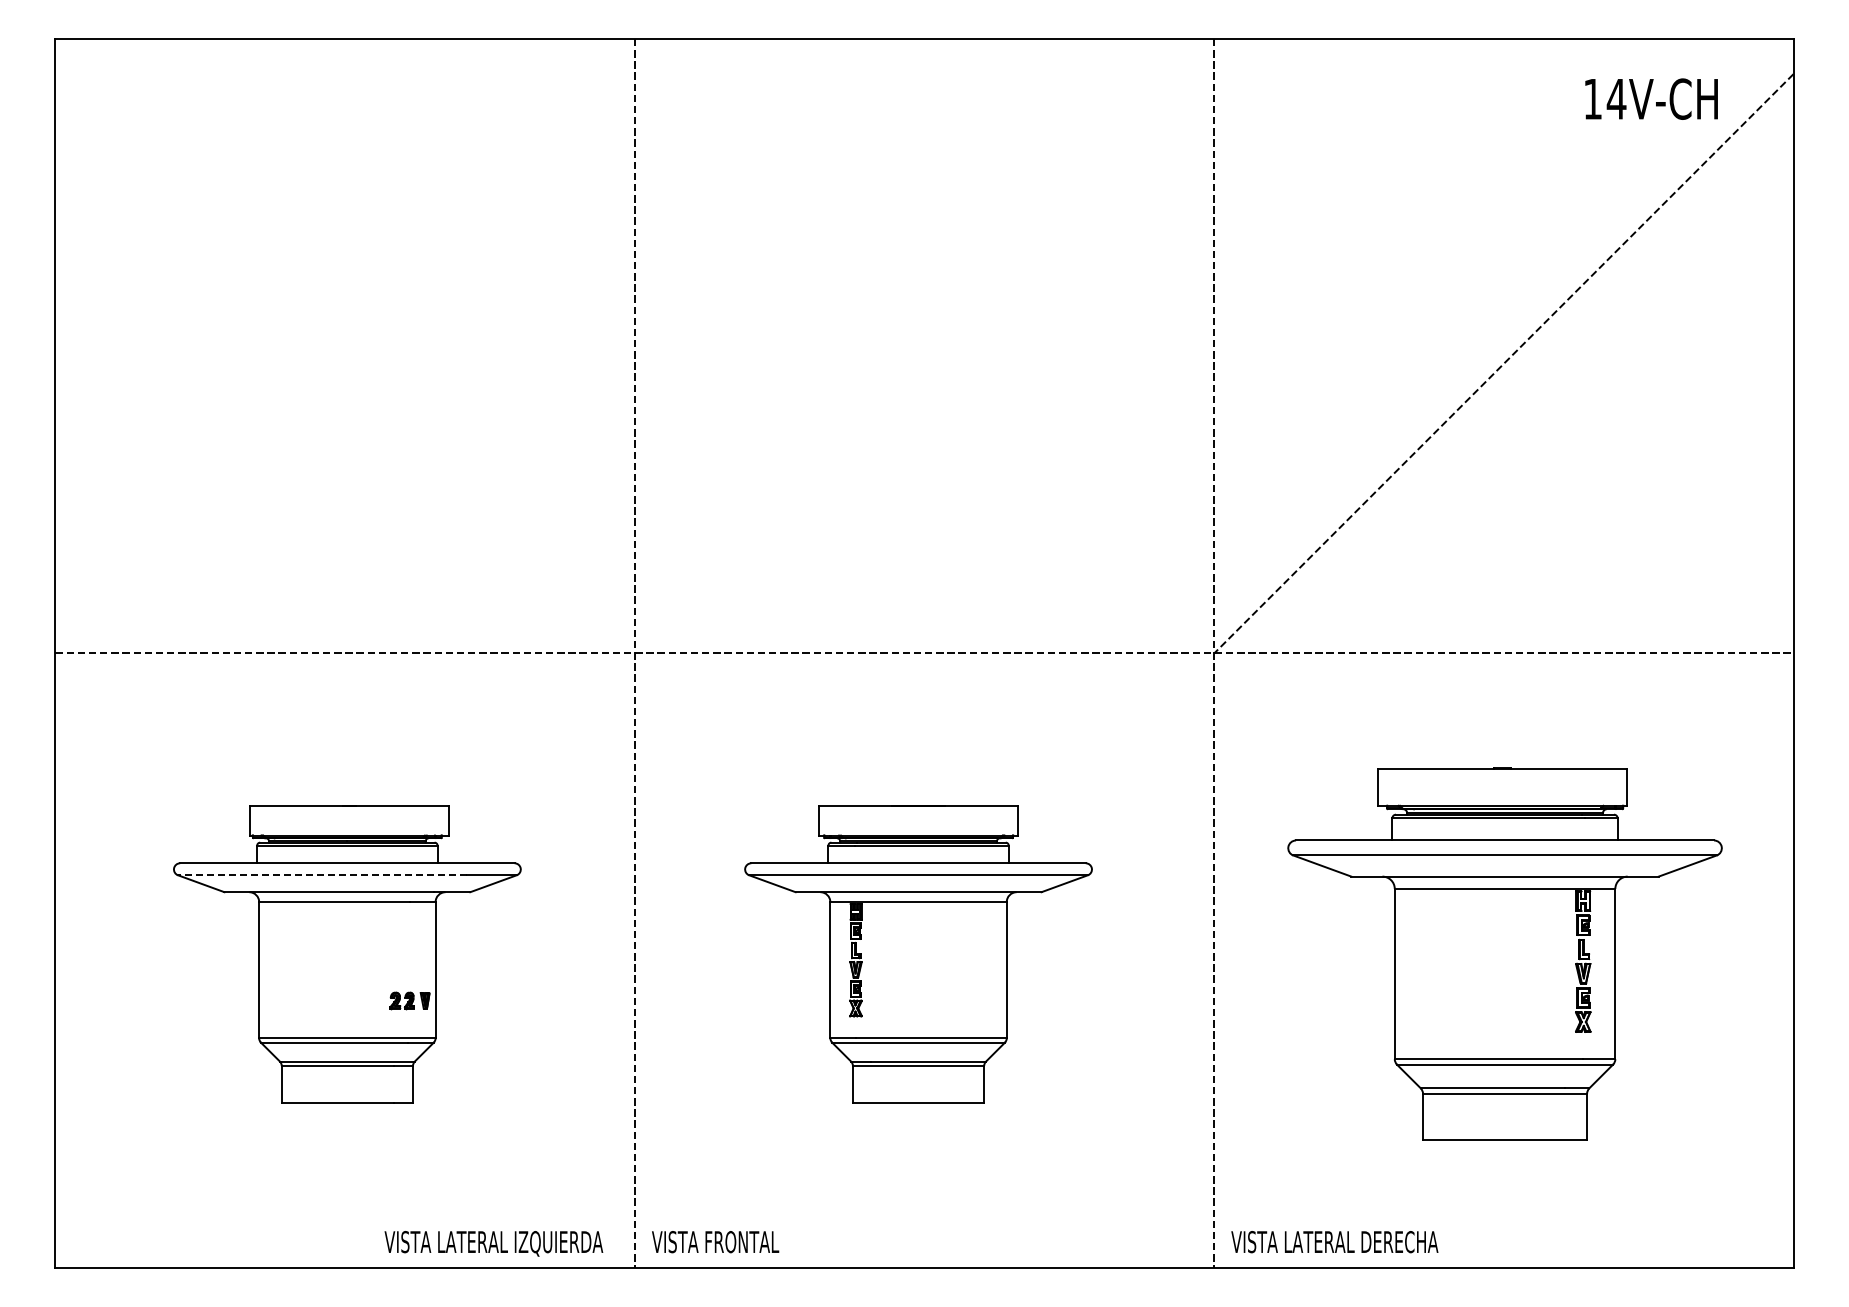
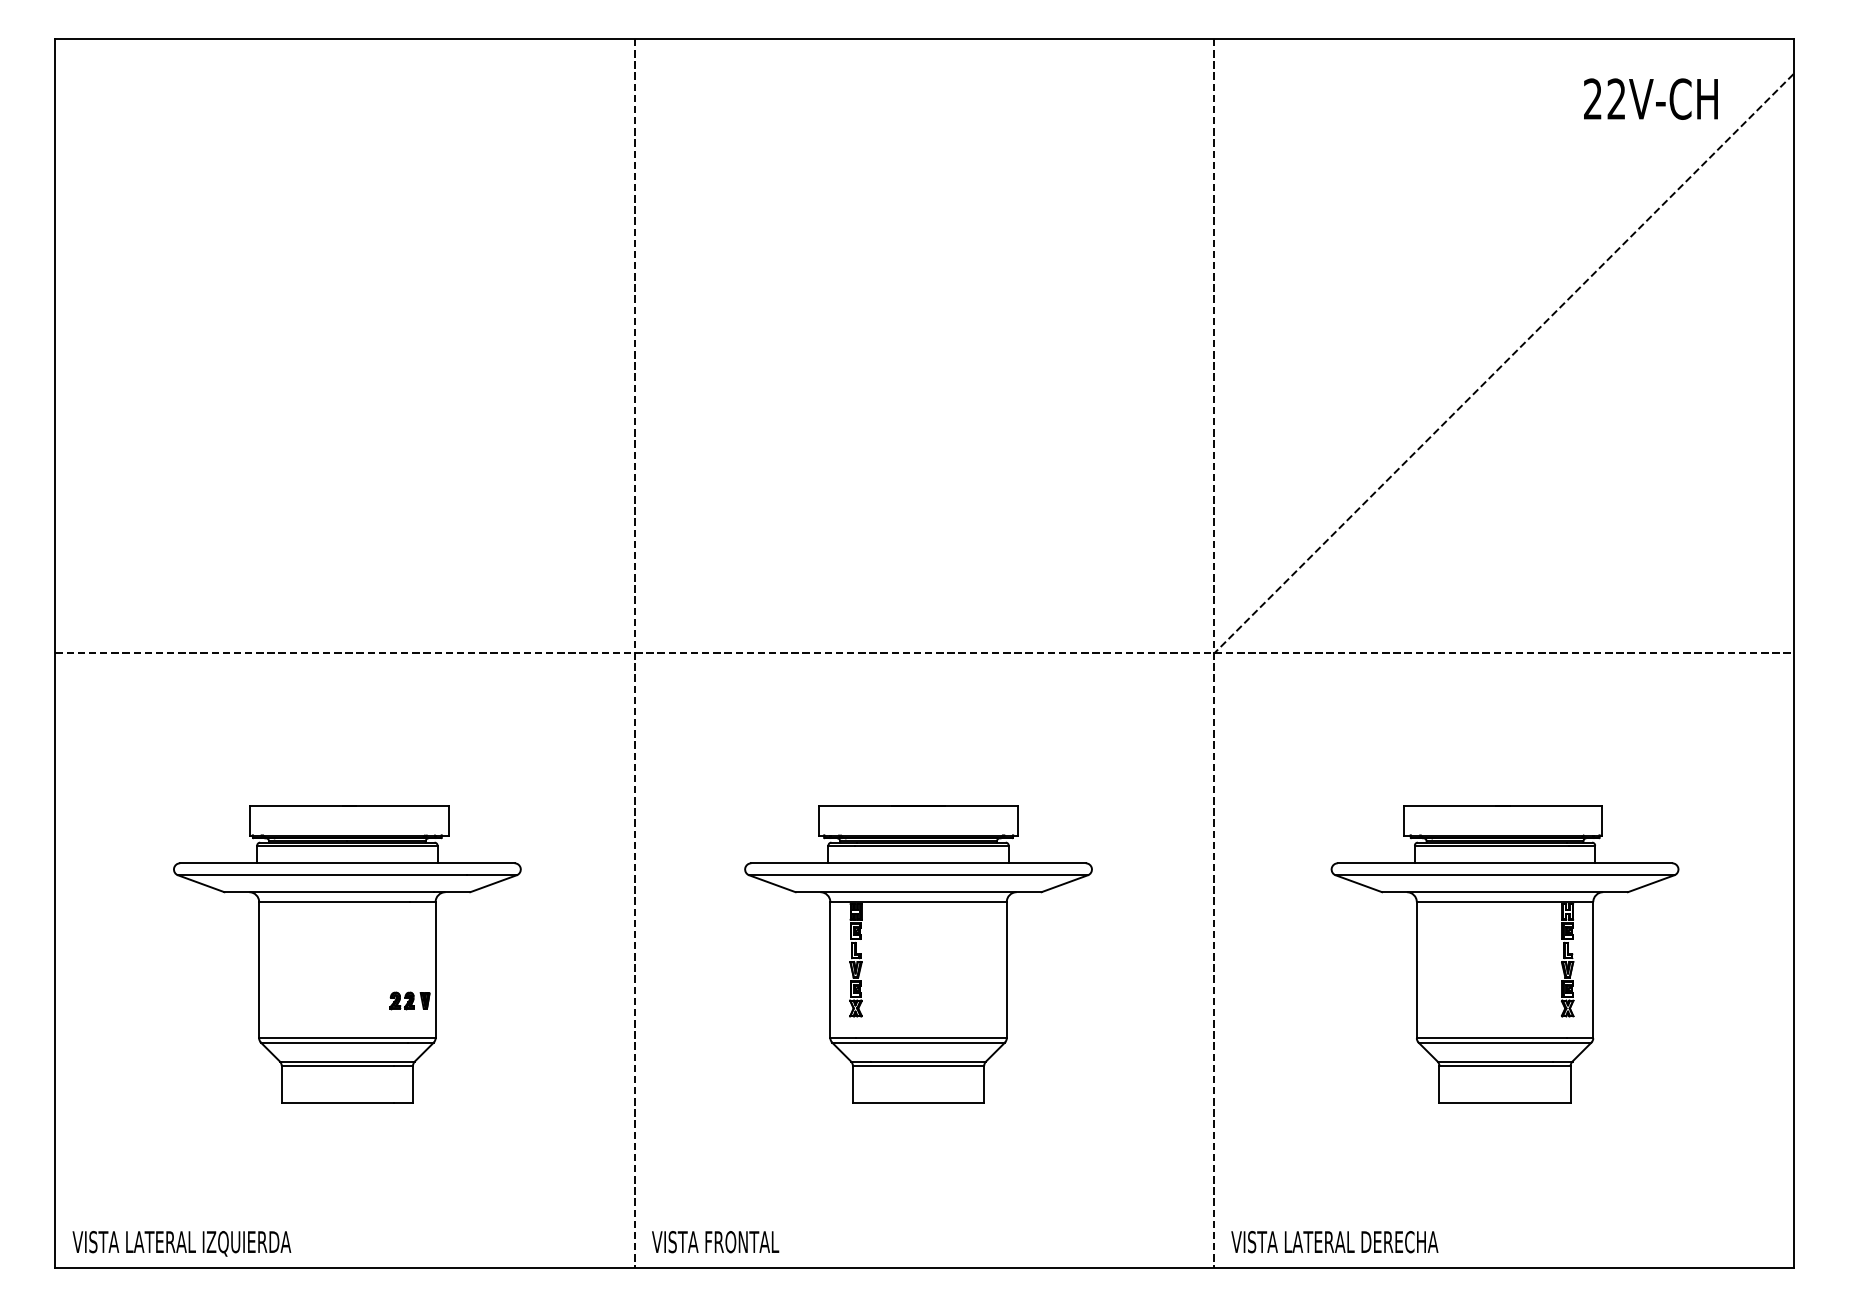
text: 14V-CH -> 22V-CH (1605, 98)
line: dashed -> solid (322, 875)
part size: 436x374 px -> 350x299 px (1504, 954)
text position: (493, 1243) -> (181, 1243) (181, 1243)
